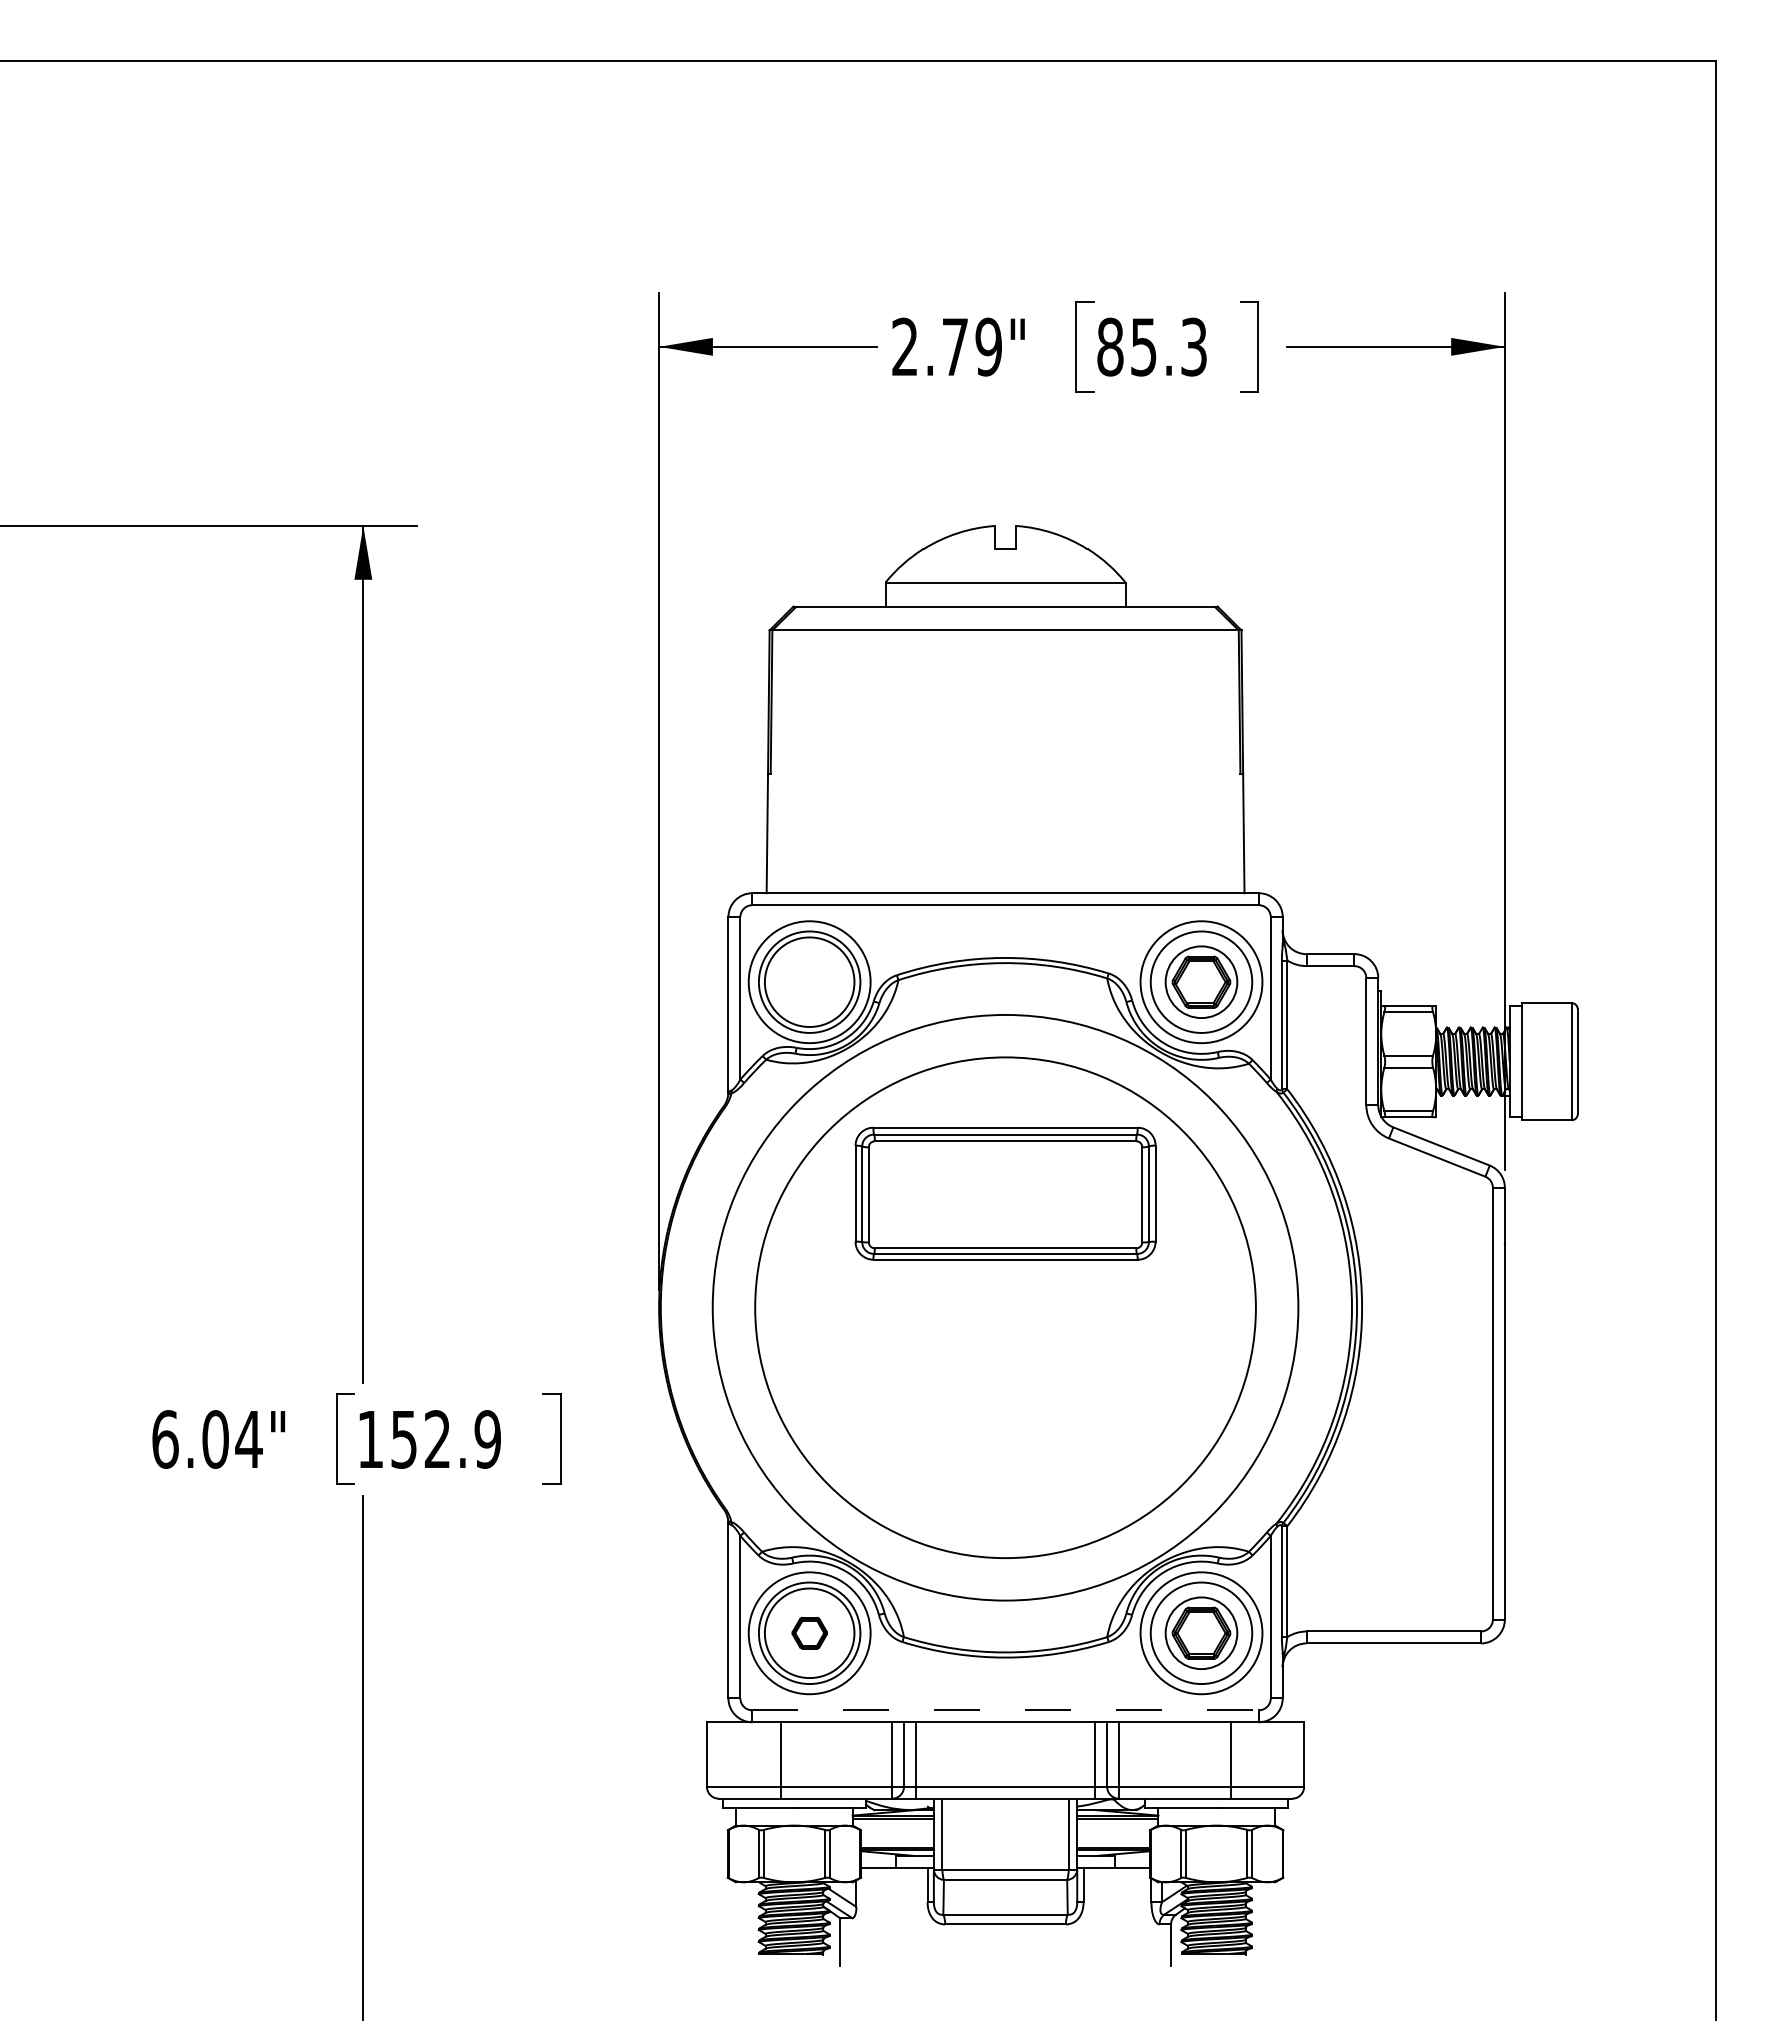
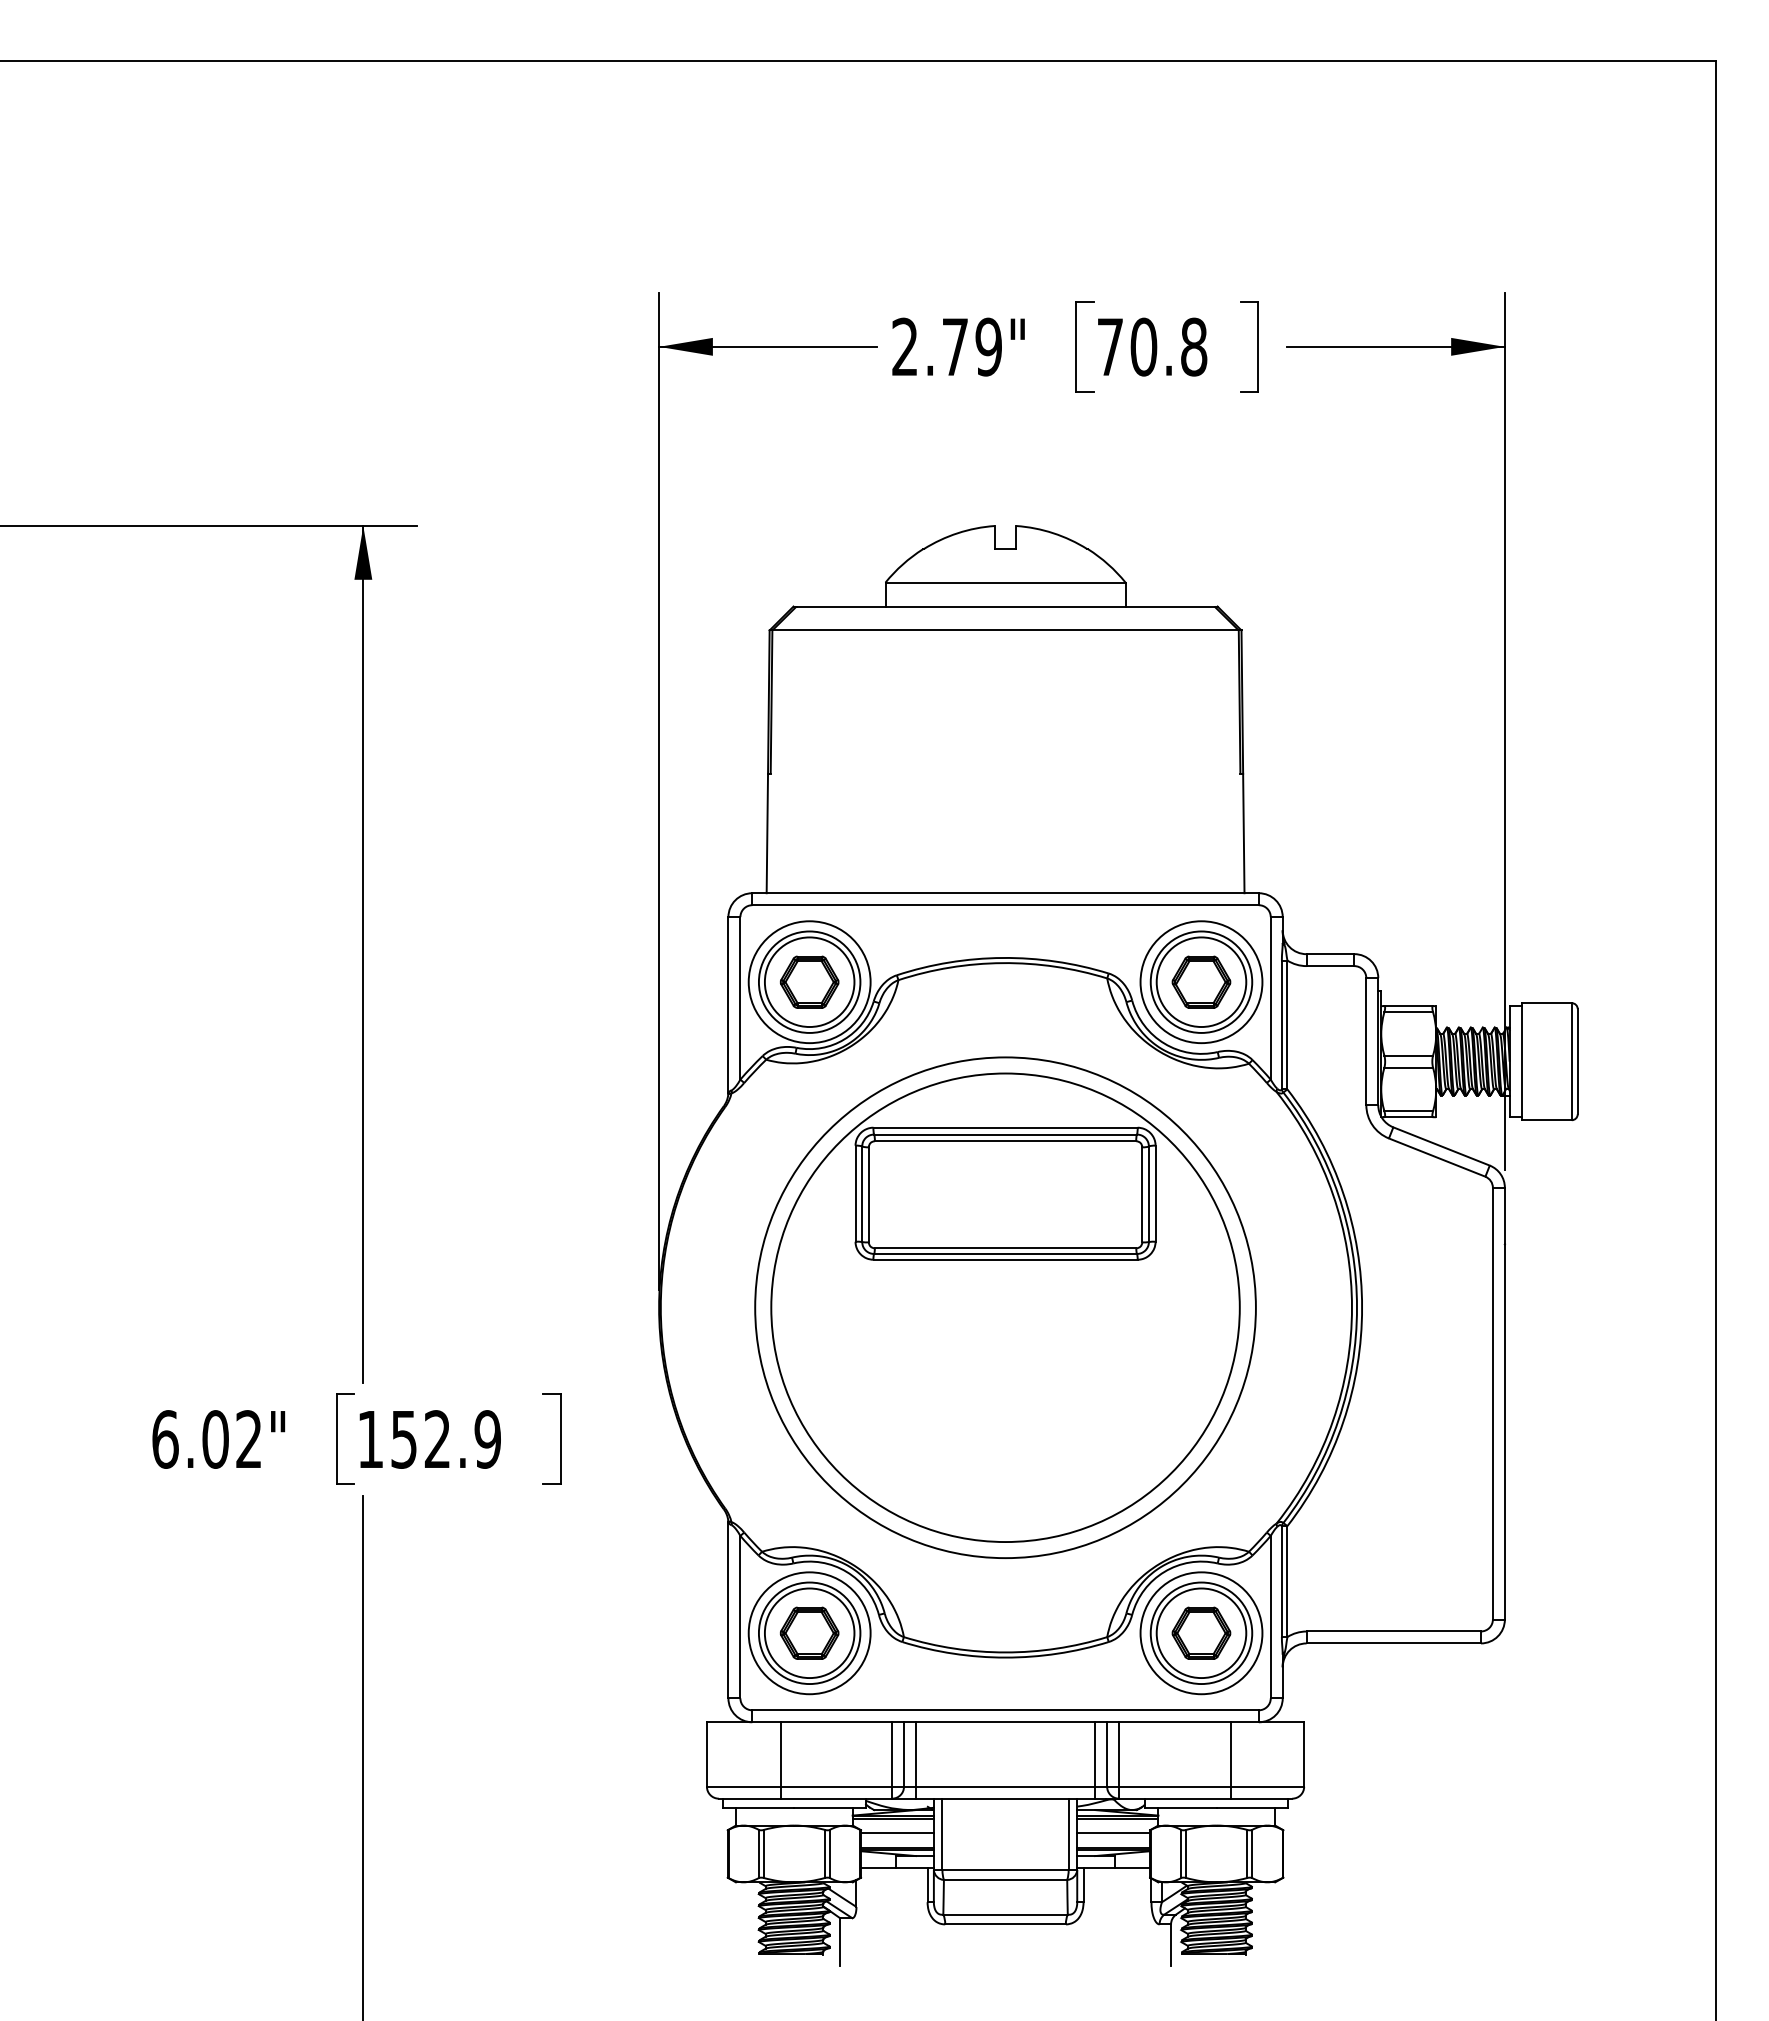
text: 85.3 -> 70.8 (1152, 346)
part: none -> present (809, 981)
circle diameter: 72 px -> 90 px (1201, 982)
circle diameter: 586 px -> 469 px (1005, 1307)
text: 6.04" -> 6.02" (248, 1438)
part size: 37x34 px -> 60x54 px (809, 1632)
circle diameter: 72 px -> 90 px (1201, 1633)
line: dashed -> solid (1006, 1710)
line: none -> present (897, 1833)
line: none -> present (1113, 1833)
